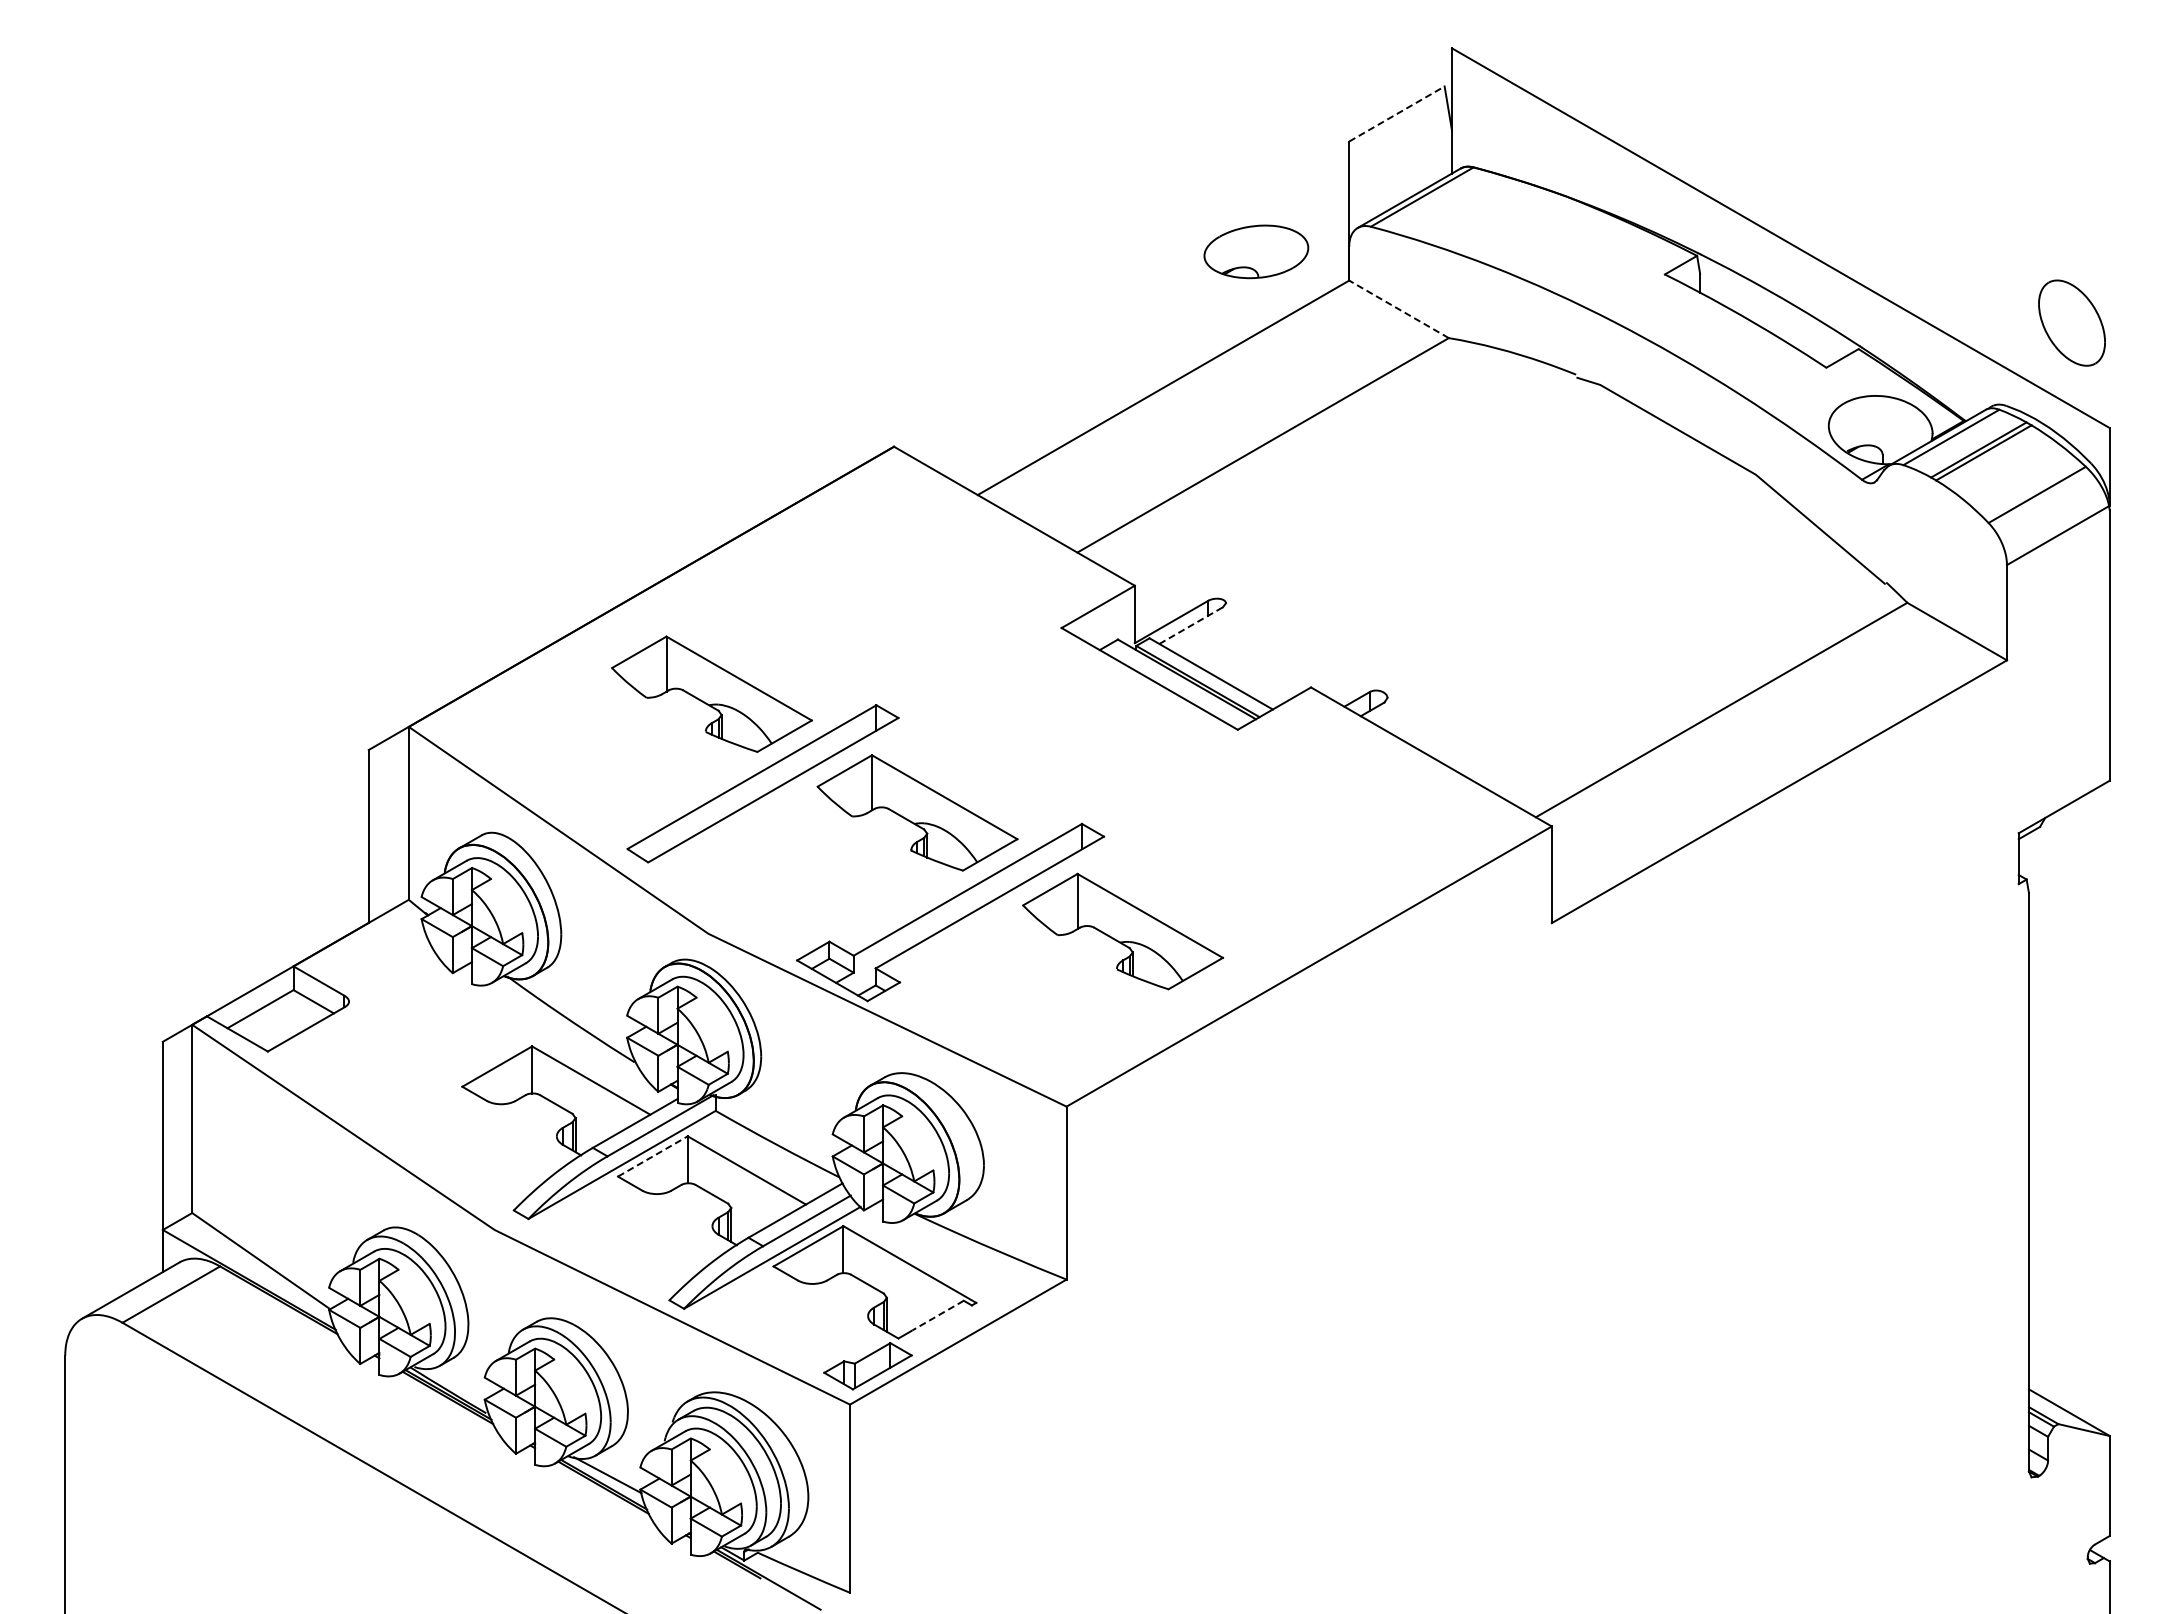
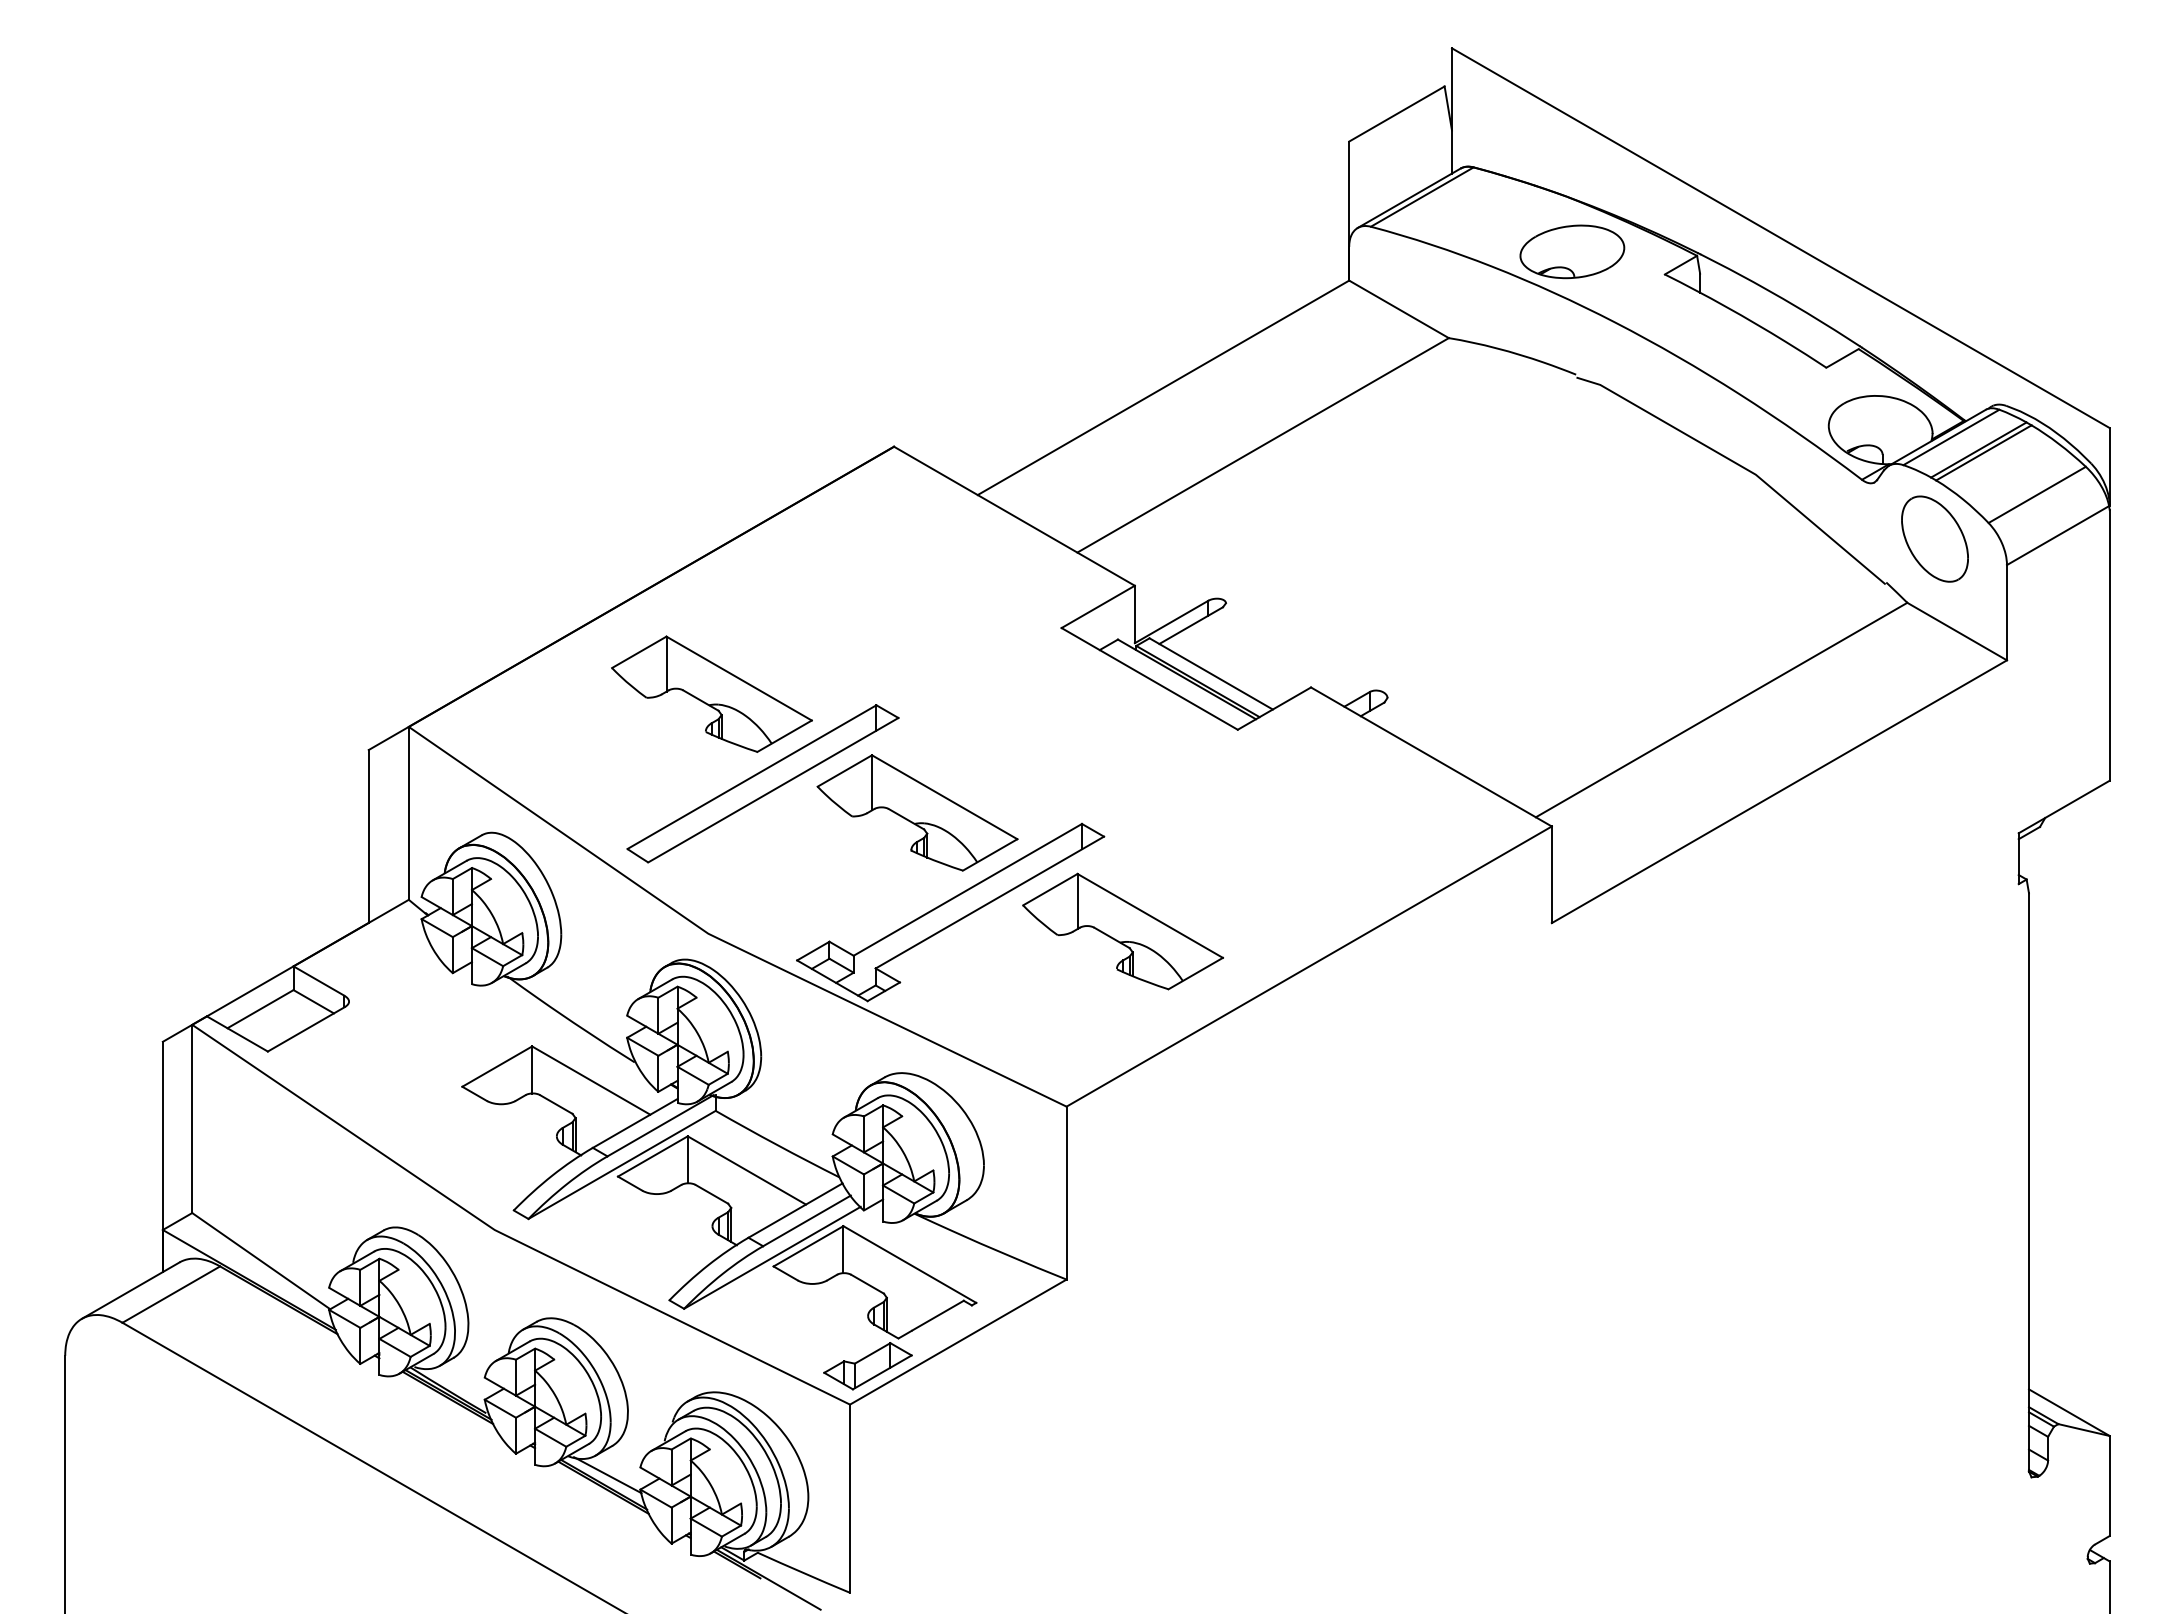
line: dashed -> solid (1397, 113)
part position: (1256, 251) -> (1572, 251) (1572, 251)
line: dashed -> solid (1399, 309)
part position: (2071, 322) -> (1934, 538) (1934, 538)
line: dashed -> solid (1191, 625)
line: dashed -> solid (653, 1156)
line: dashed -> solid (938, 1315)
